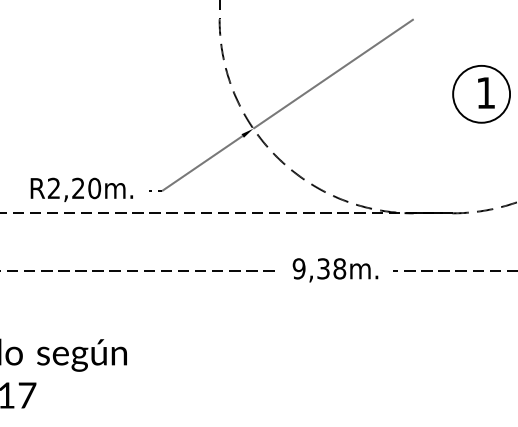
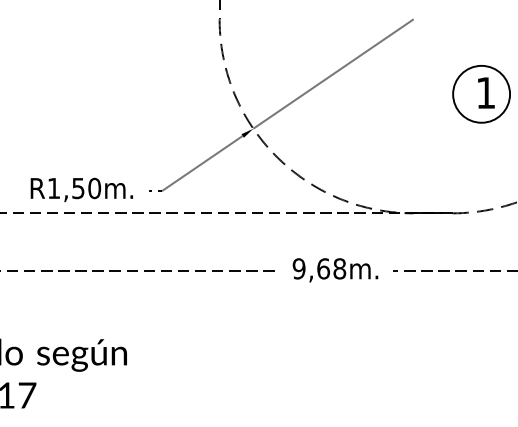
text: R2,20m. -> R1,50m. (65, 188)
text: 9,38m. -> 9,68m. (323, 268)
